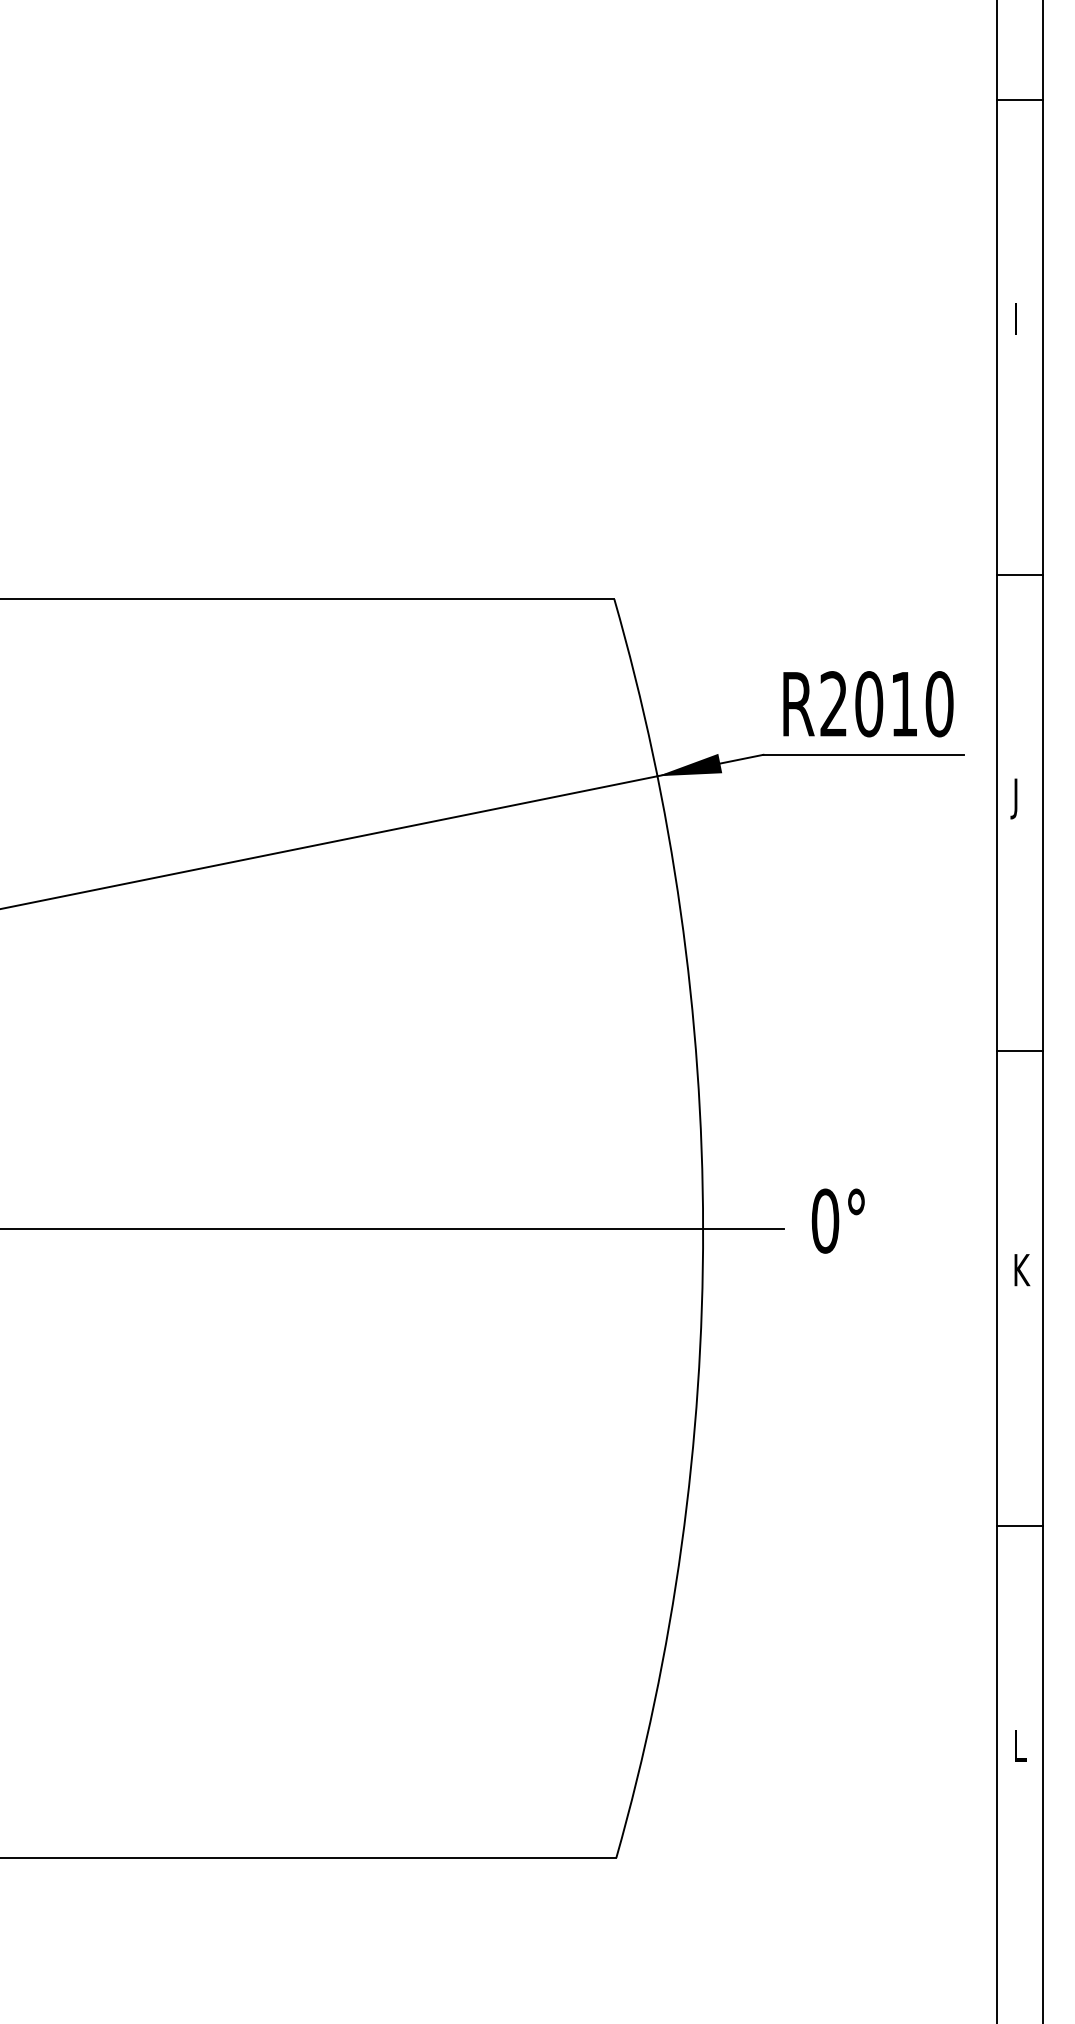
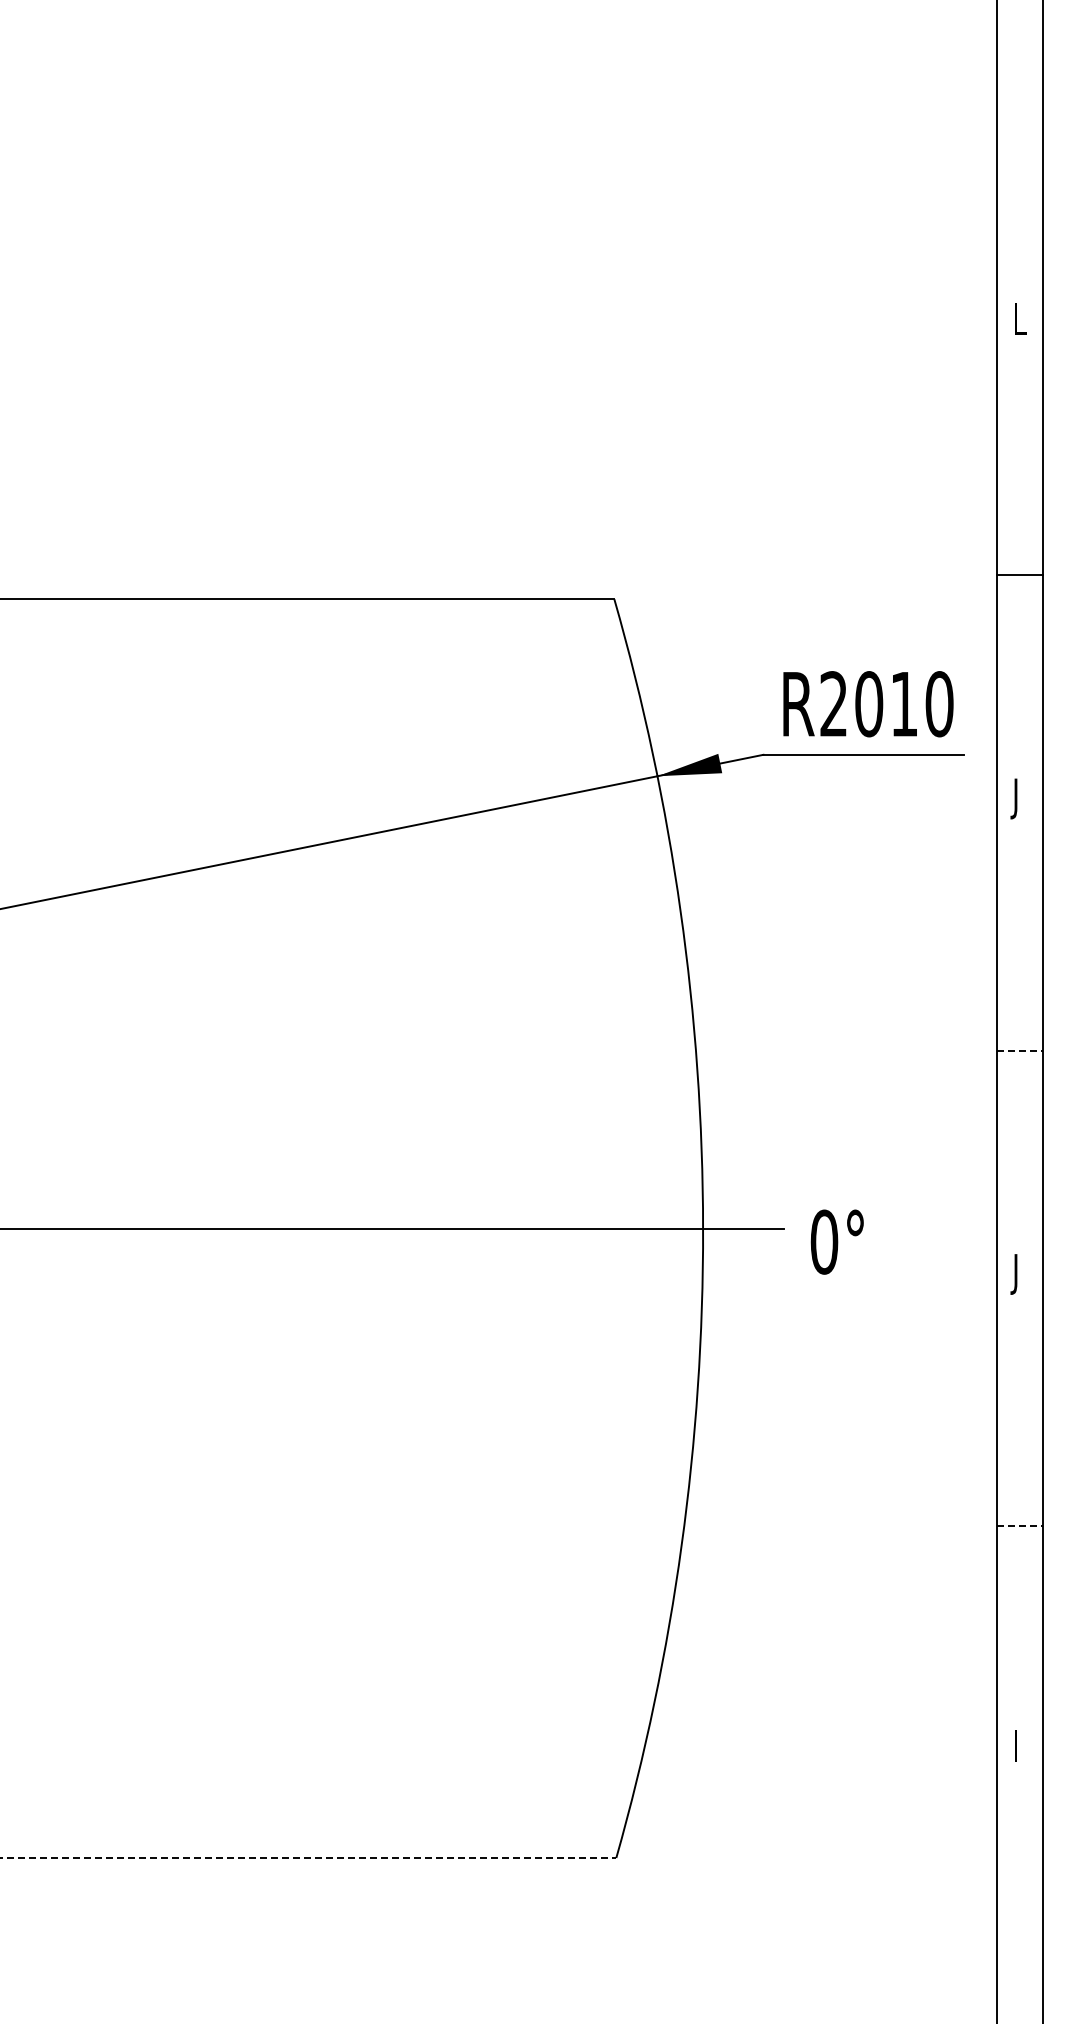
line: present -> none (1019, 99)
text: I -> L (1021, 333)
line: solid -> dashed (1019, 1050)
text position: (837, 1220) -> (836, 1241) (836, 1241)
text: K -> J (1020, 1274)
line: solid -> dashed (1019, 1526)
text: L -> I (1021, 1759)
line: solid -> dashed (308, 1858)
